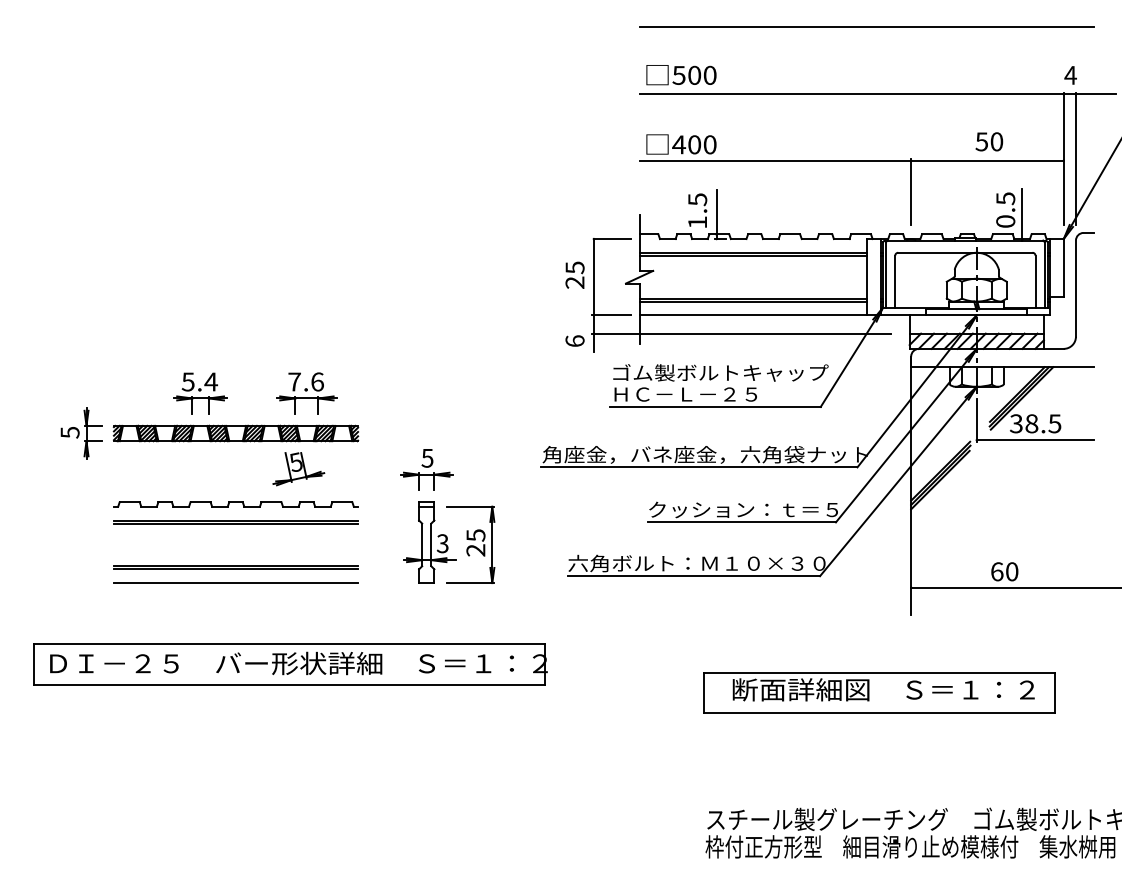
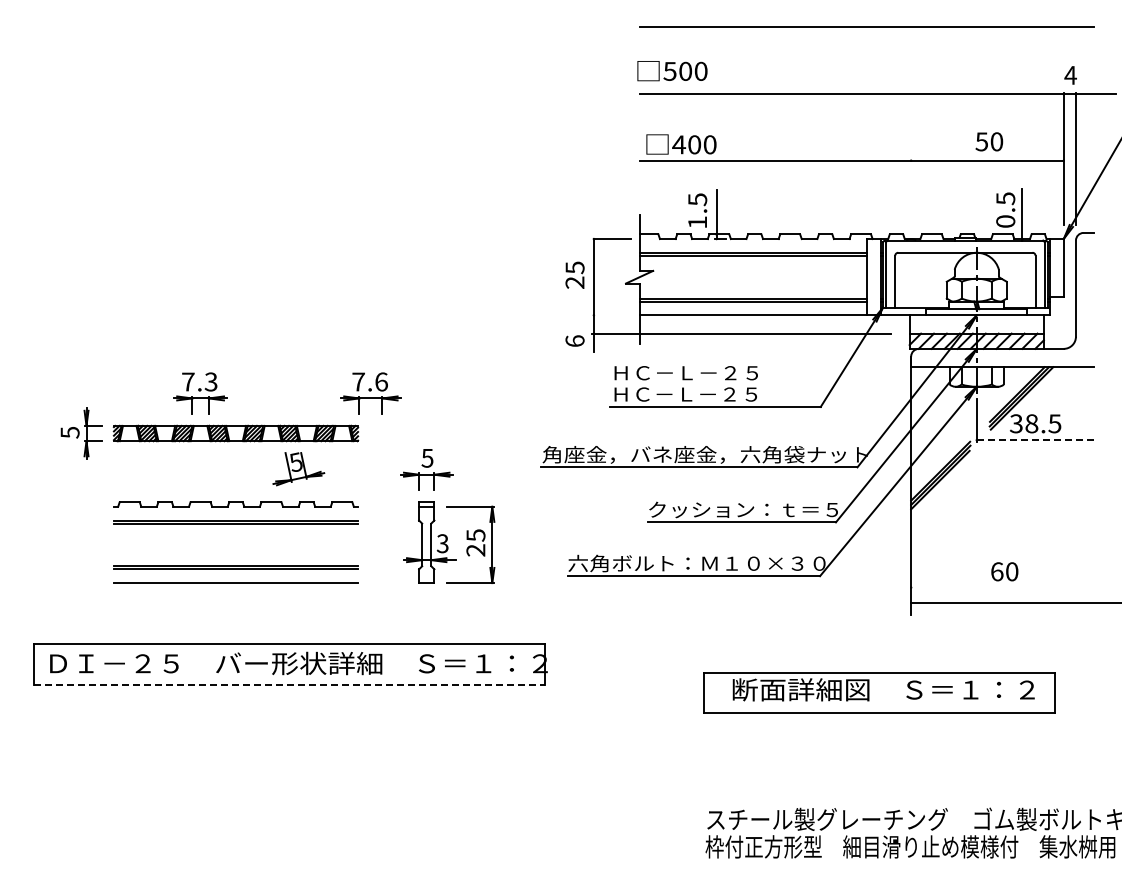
text position: (681, 75) -> (672, 71) (672, 71)
line: present -> none (911, 191)
line: present -> none (611, 315)
text: ゴム製ボルトキャップ -> ＨＣ－Ｌ－２５ (720, 372)
text: 5.4 -> 7.3 (199, 381)
part position: (306, 393) -> (370, 393) (370, 393)
line: solid -> dashed (1035, 440)
line position: (1014, 587) -> (1014, 602) (1014, 602)
line: solid -> dashed (289, 684)
